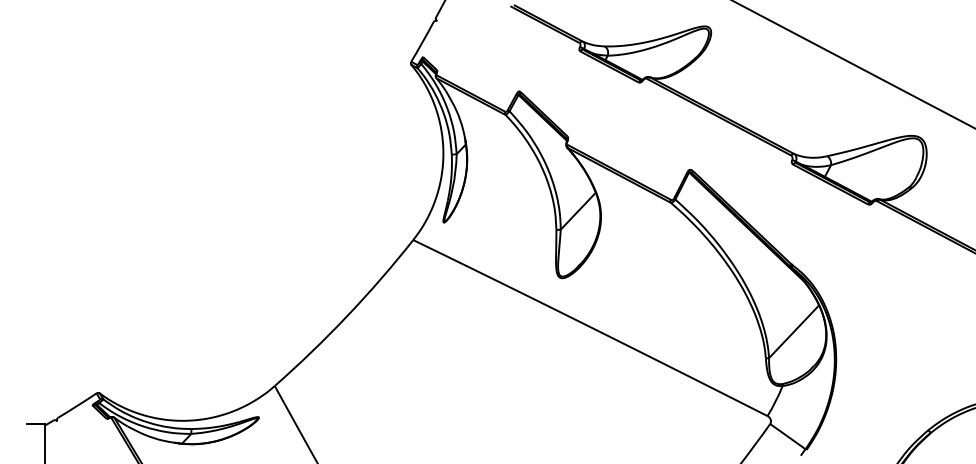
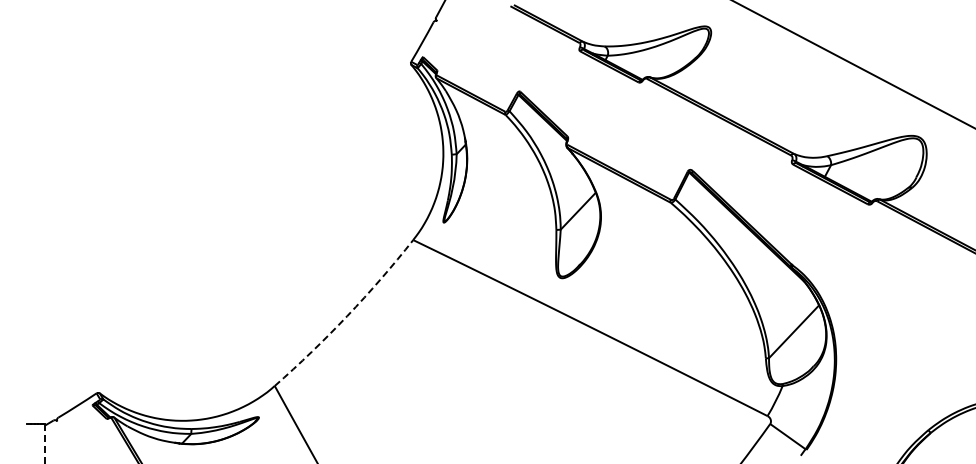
arc: solid -> dashed (347, 316)
line: solid -> dashed (45, 444)
